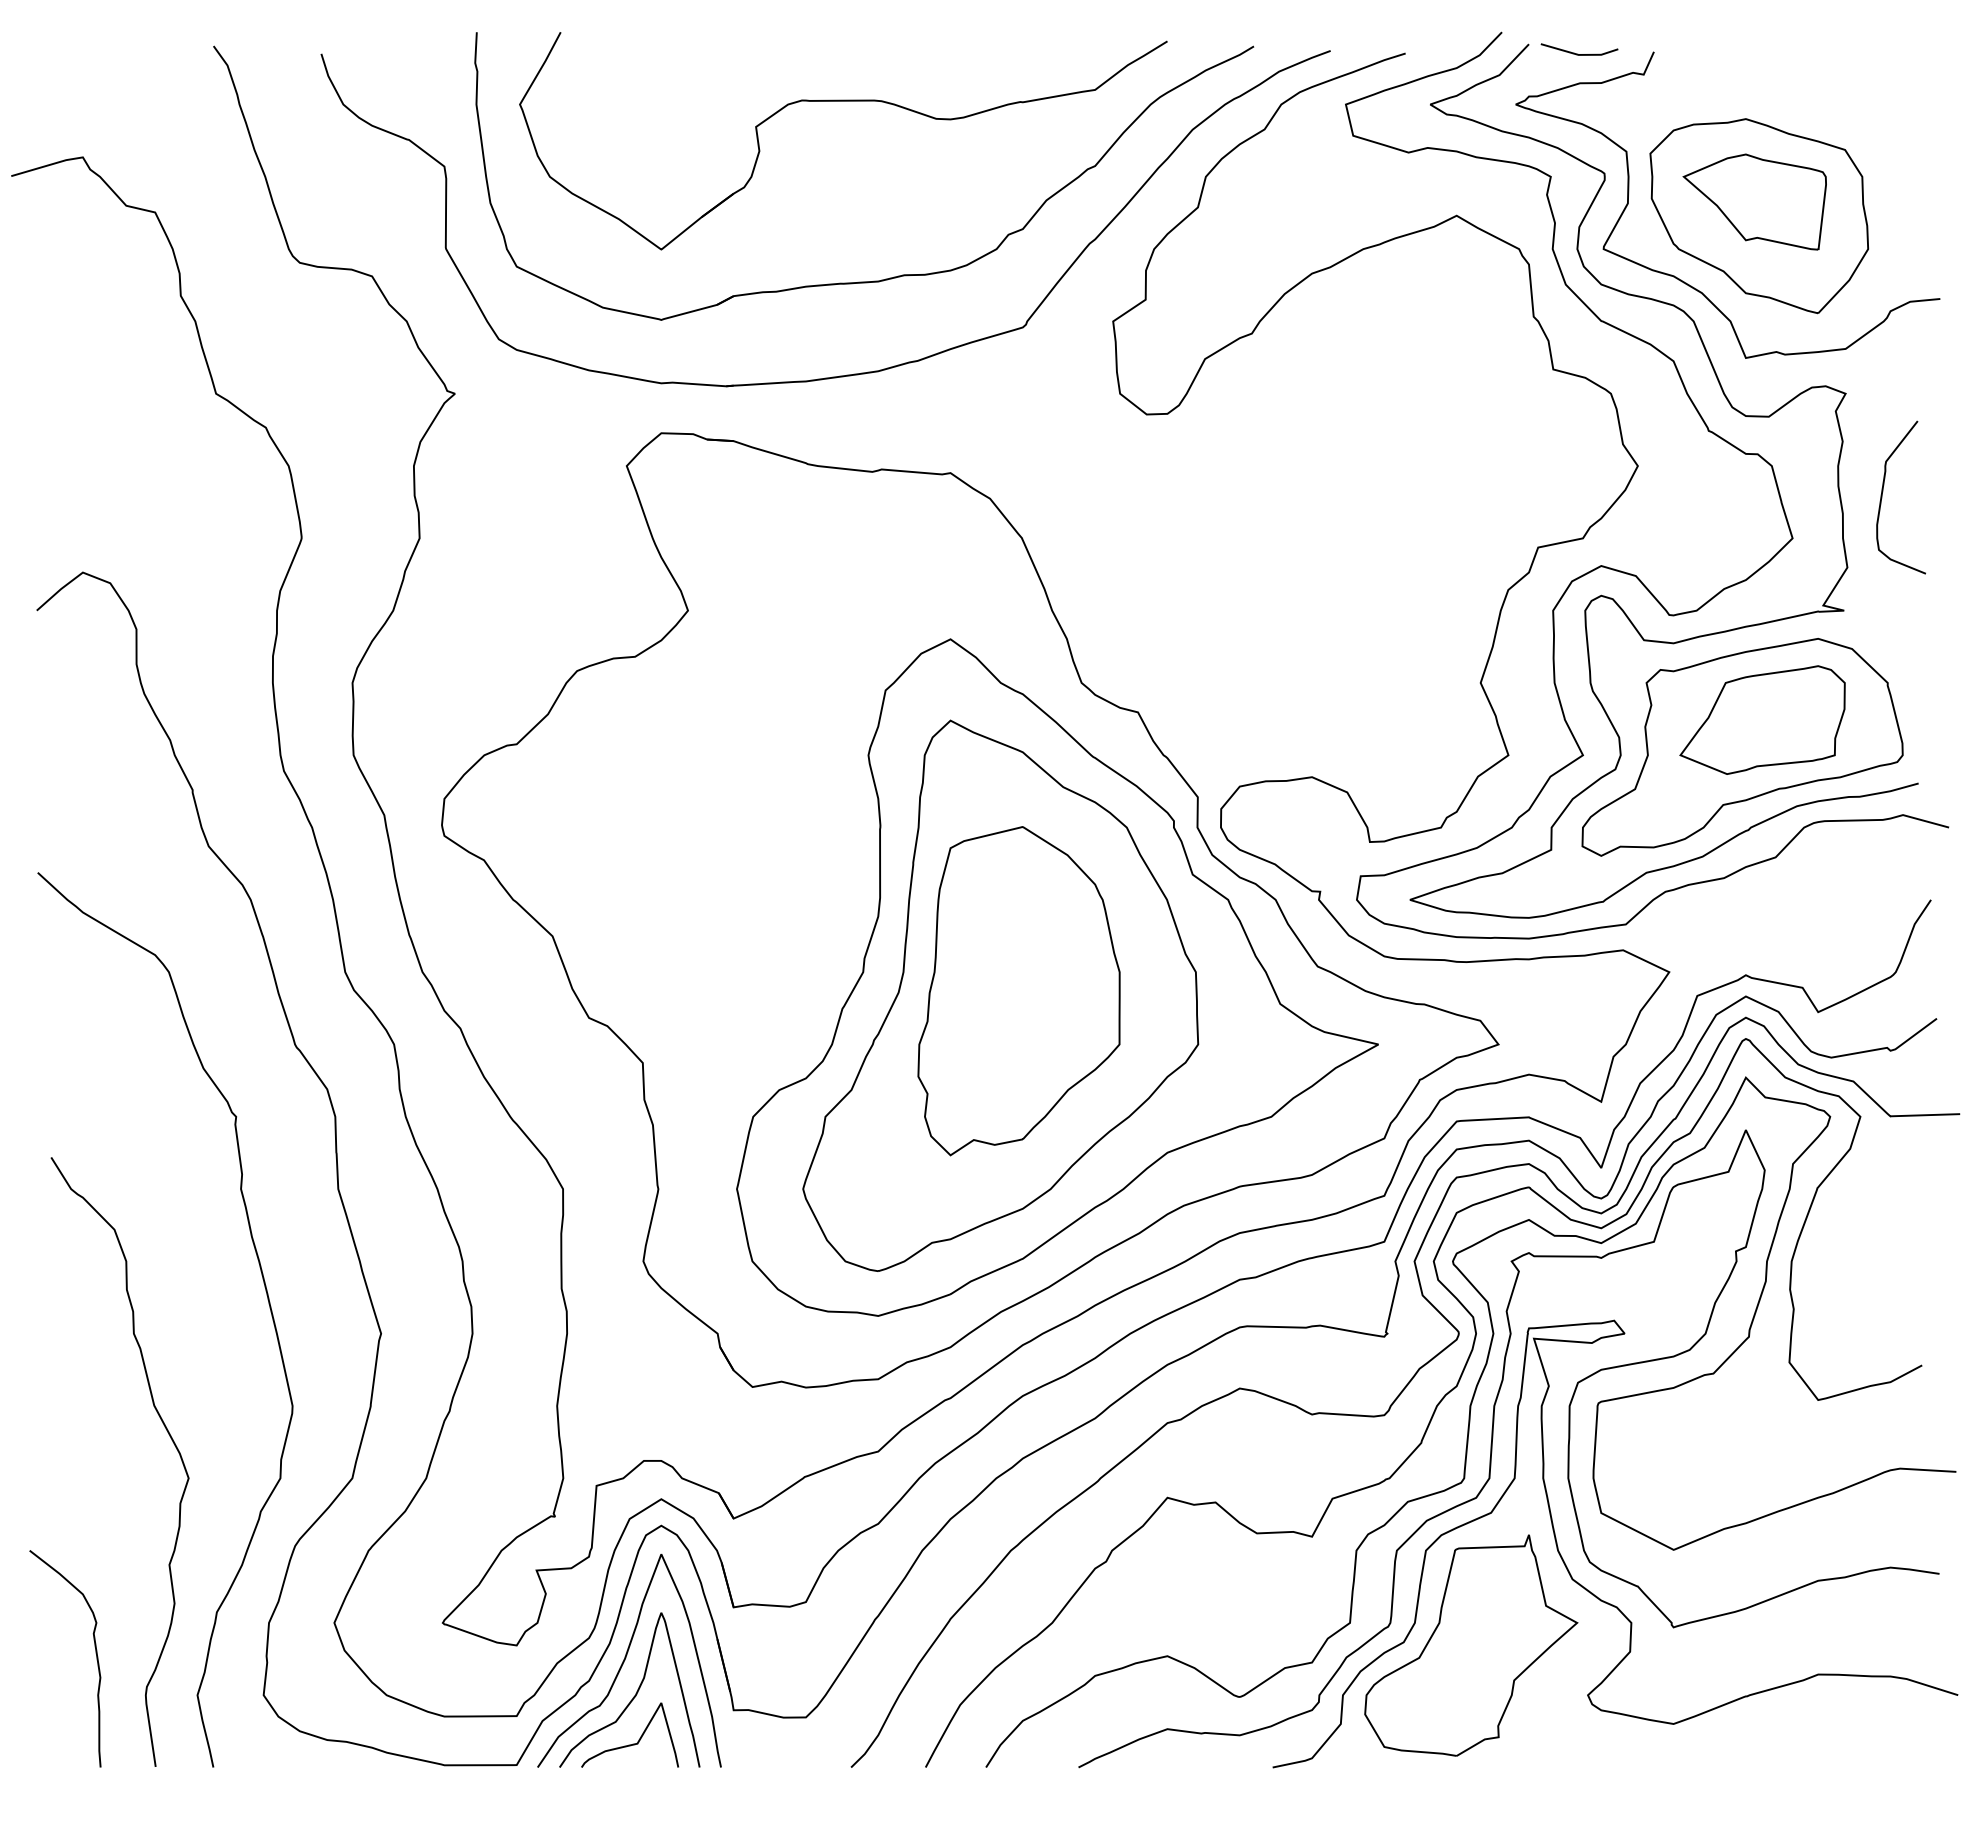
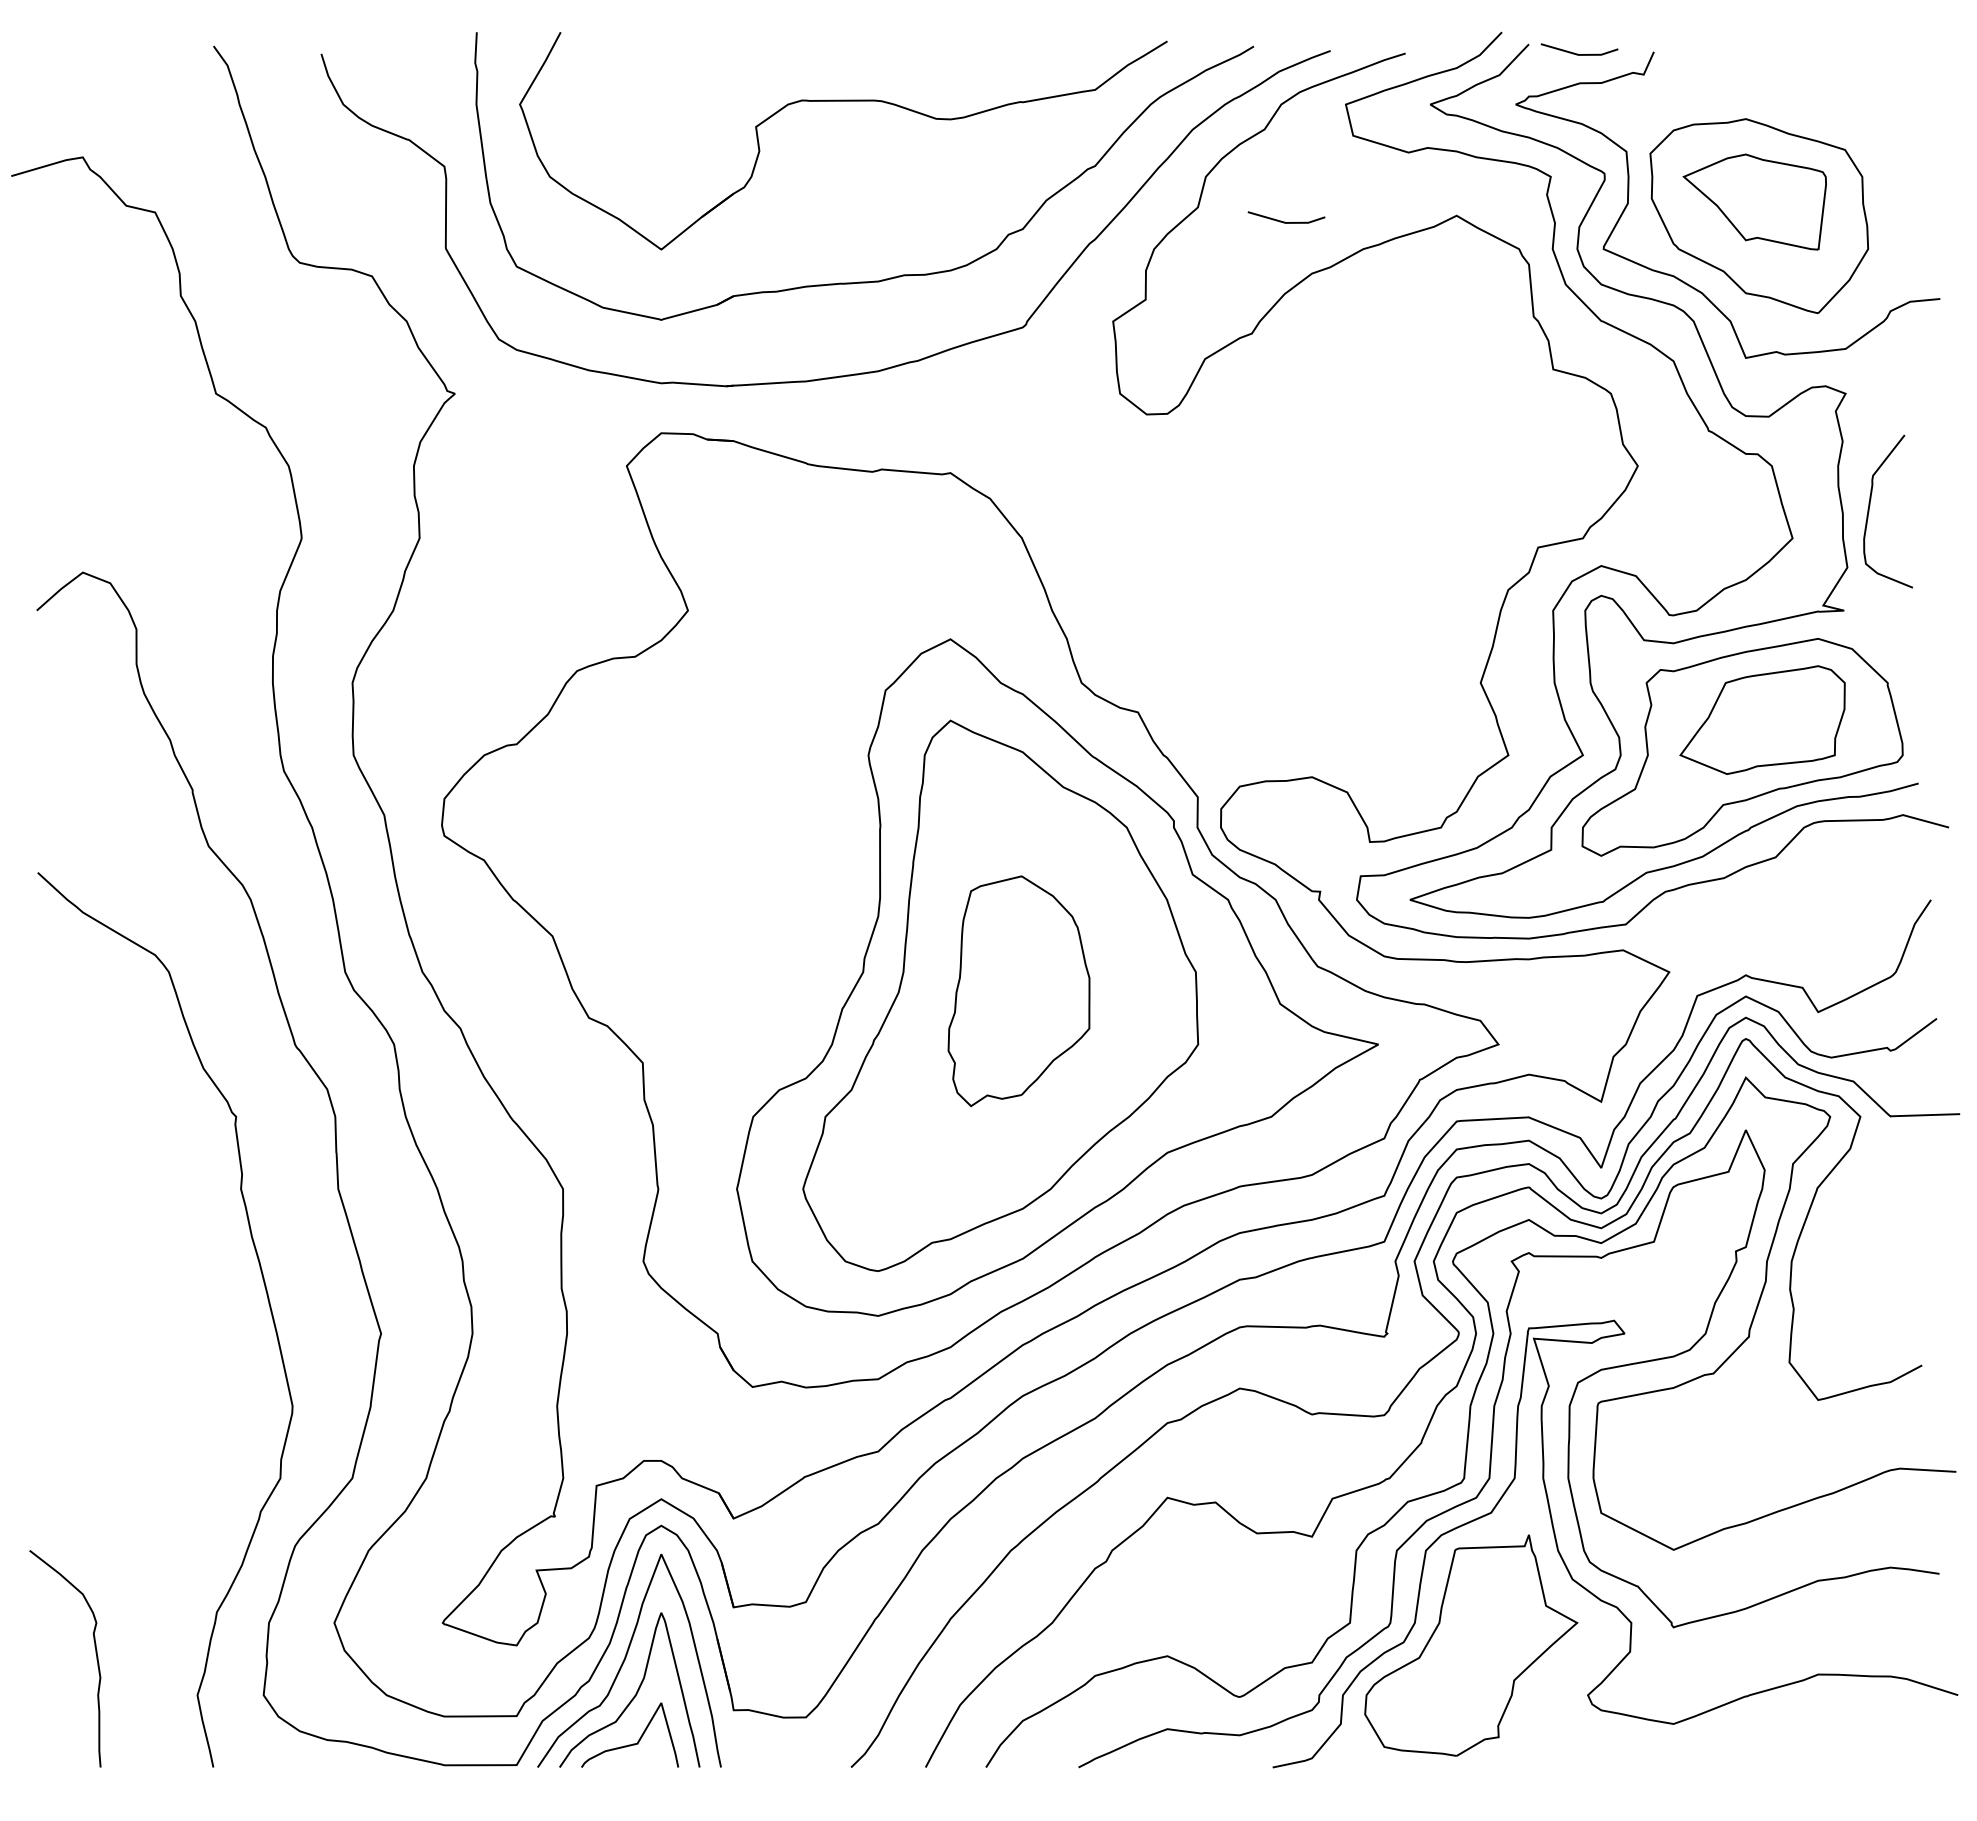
line: none -> present (1284, 221)
curve position: (1882, 497) -> (1869, 511) (1869, 511)
part size: 204x331 px -> 144x233 px (1018, 991)
curve: present -> none (169, 1436)
